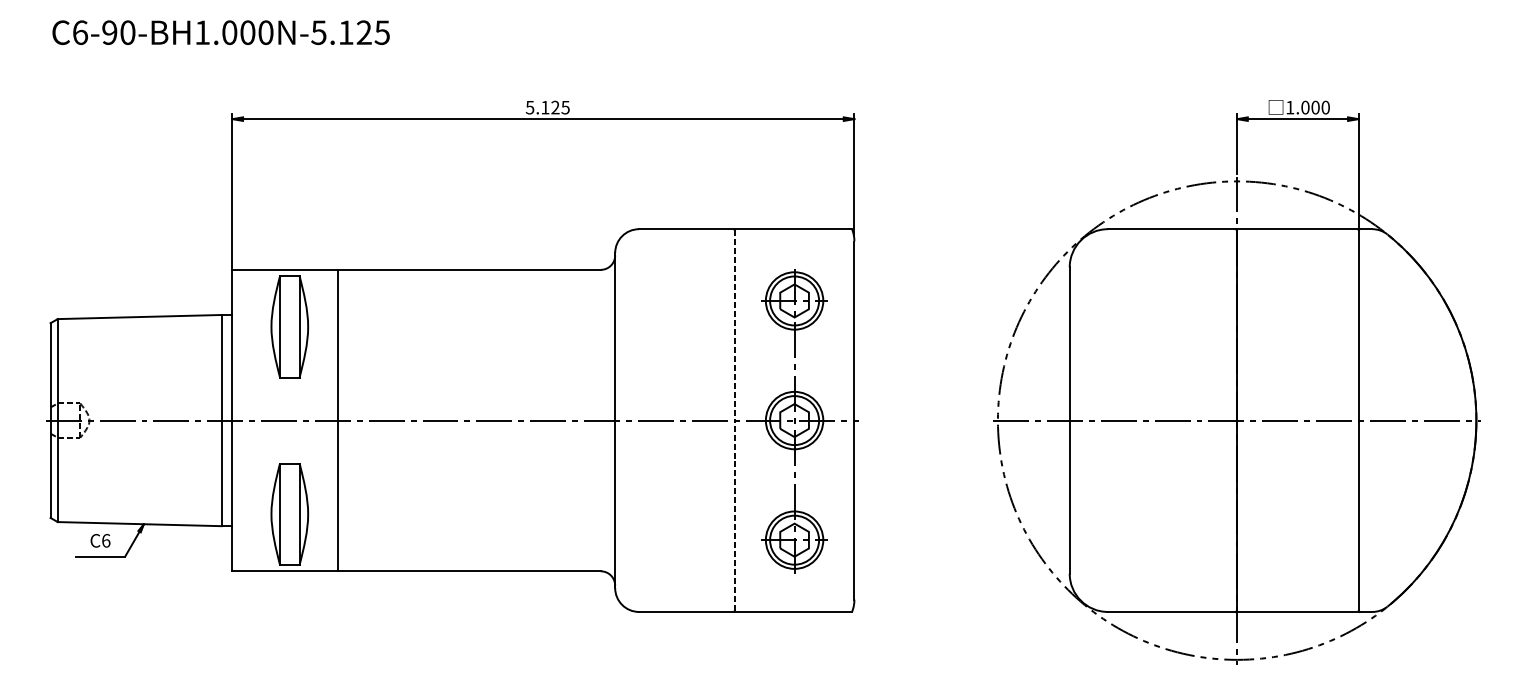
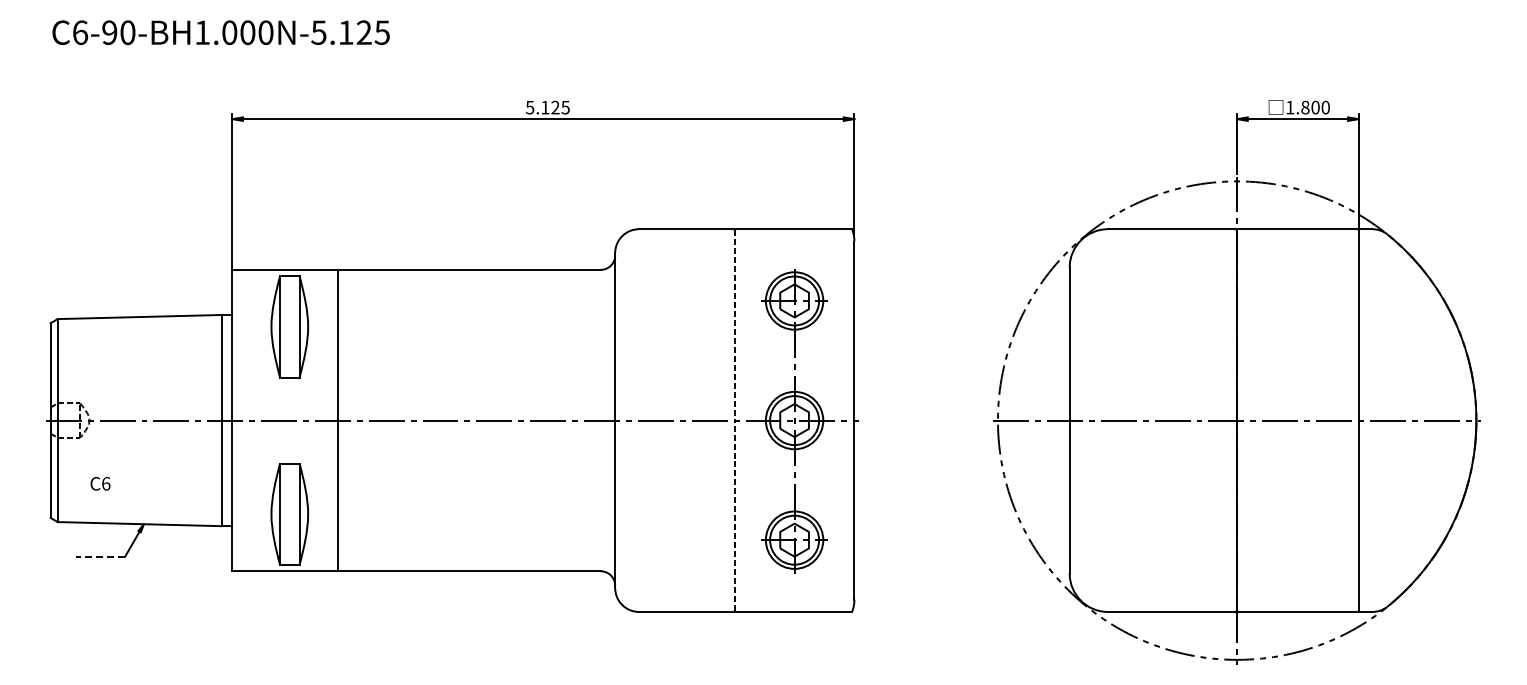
text: 1.000 -> 1.800 (1305, 107)
text position: (100, 540) -> (100, 483) (100, 483)
line: solid -> dashed (100, 556)
